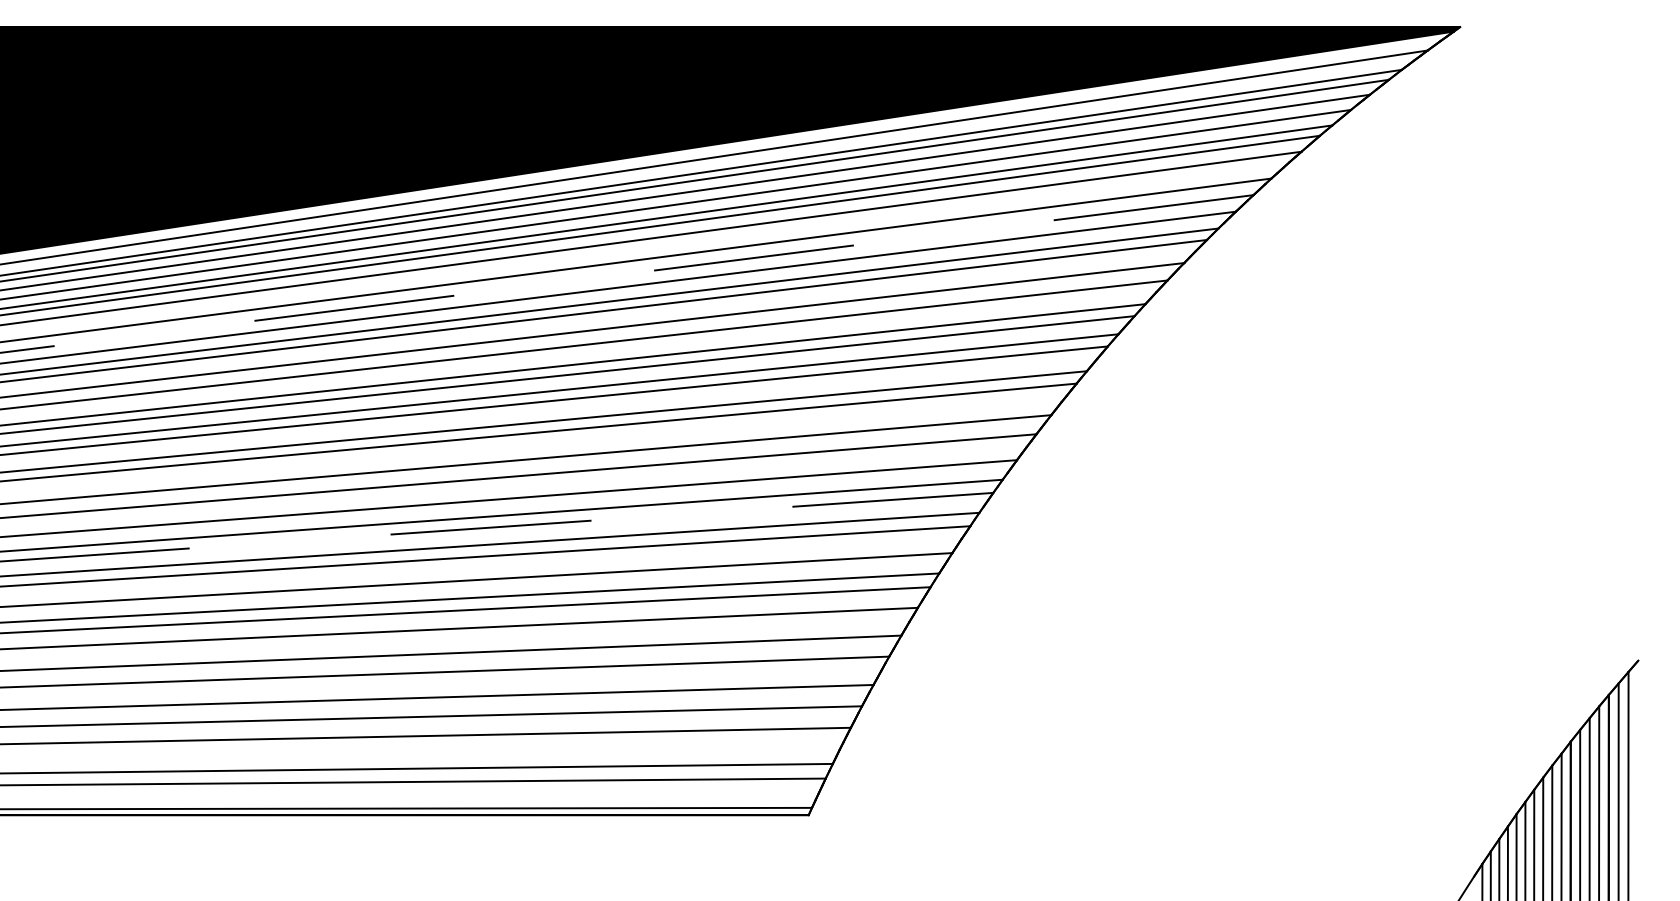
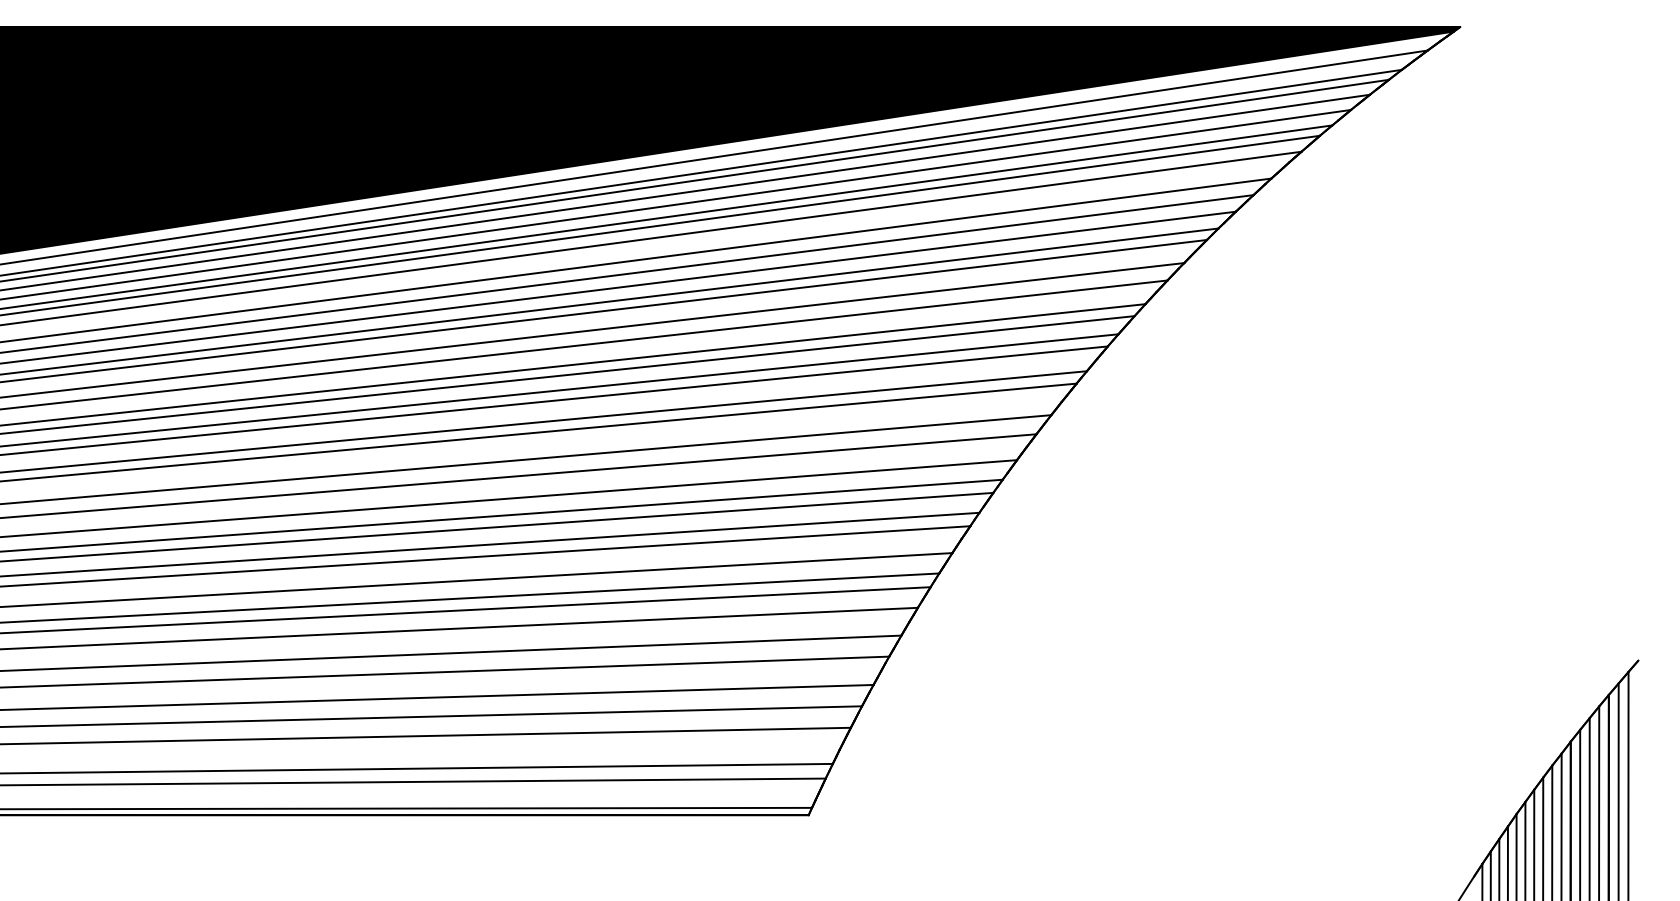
line: dashed -> solid (626, 274)
line: dashed -> solid (496, 527)
